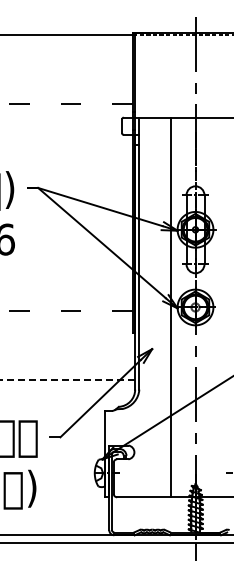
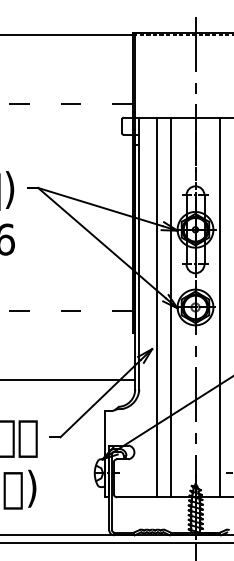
line: none -> present (156, 307)
line: none -> present (219, 307)
line: dashed -> solid (67, 379)
